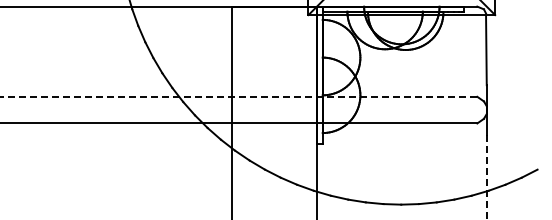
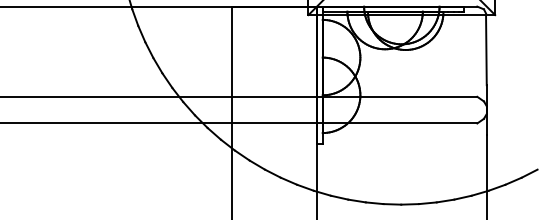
line: dashed -> solid (238, 96)
line: dashed -> solid (486, 177)
